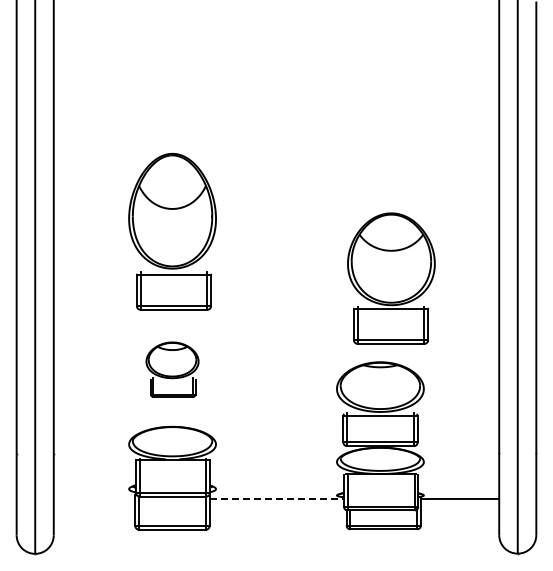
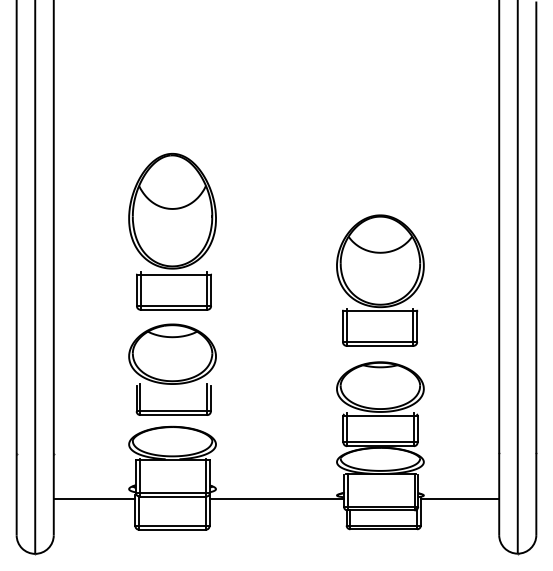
part position: (391, 278) -> (380, 280) (380, 280)
part size: 55x57 px -> 89x93 px (172, 369)
line: none -> present (94, 498)
line: dashed -> solid (277, 498)
